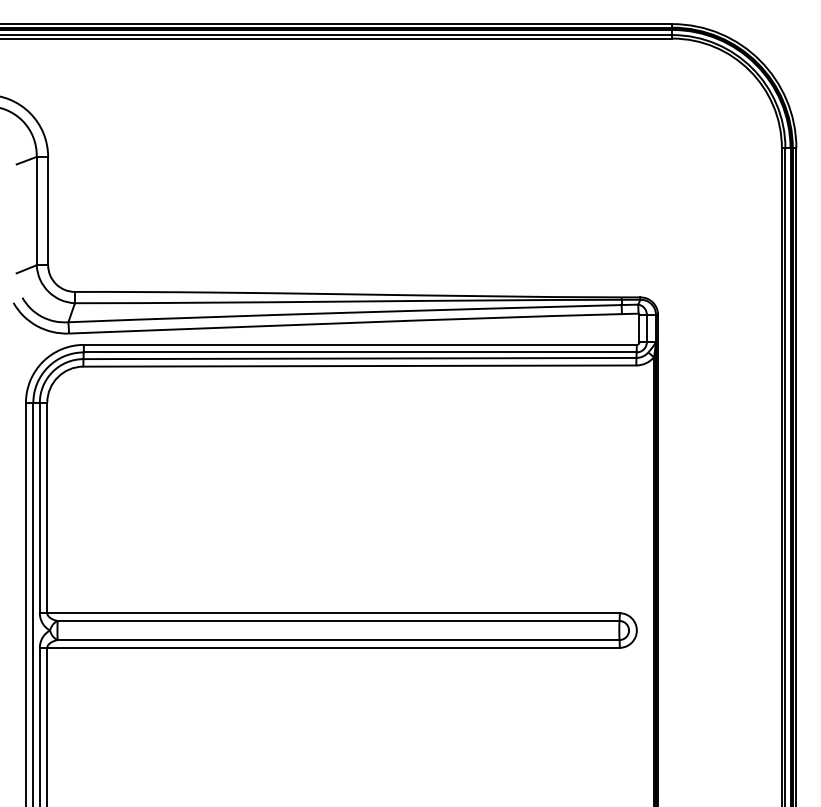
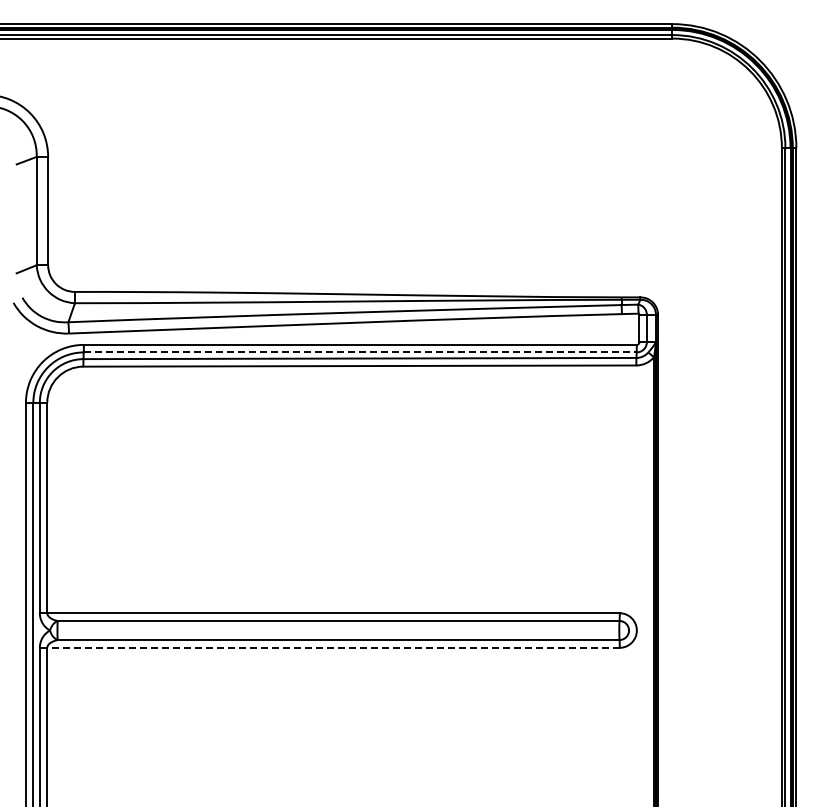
line: solid -> dashed (360, 352)
line: solid -> dashed (329, 647)
